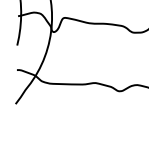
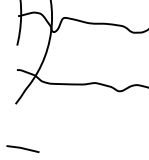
line: none -> present (22, 148)
